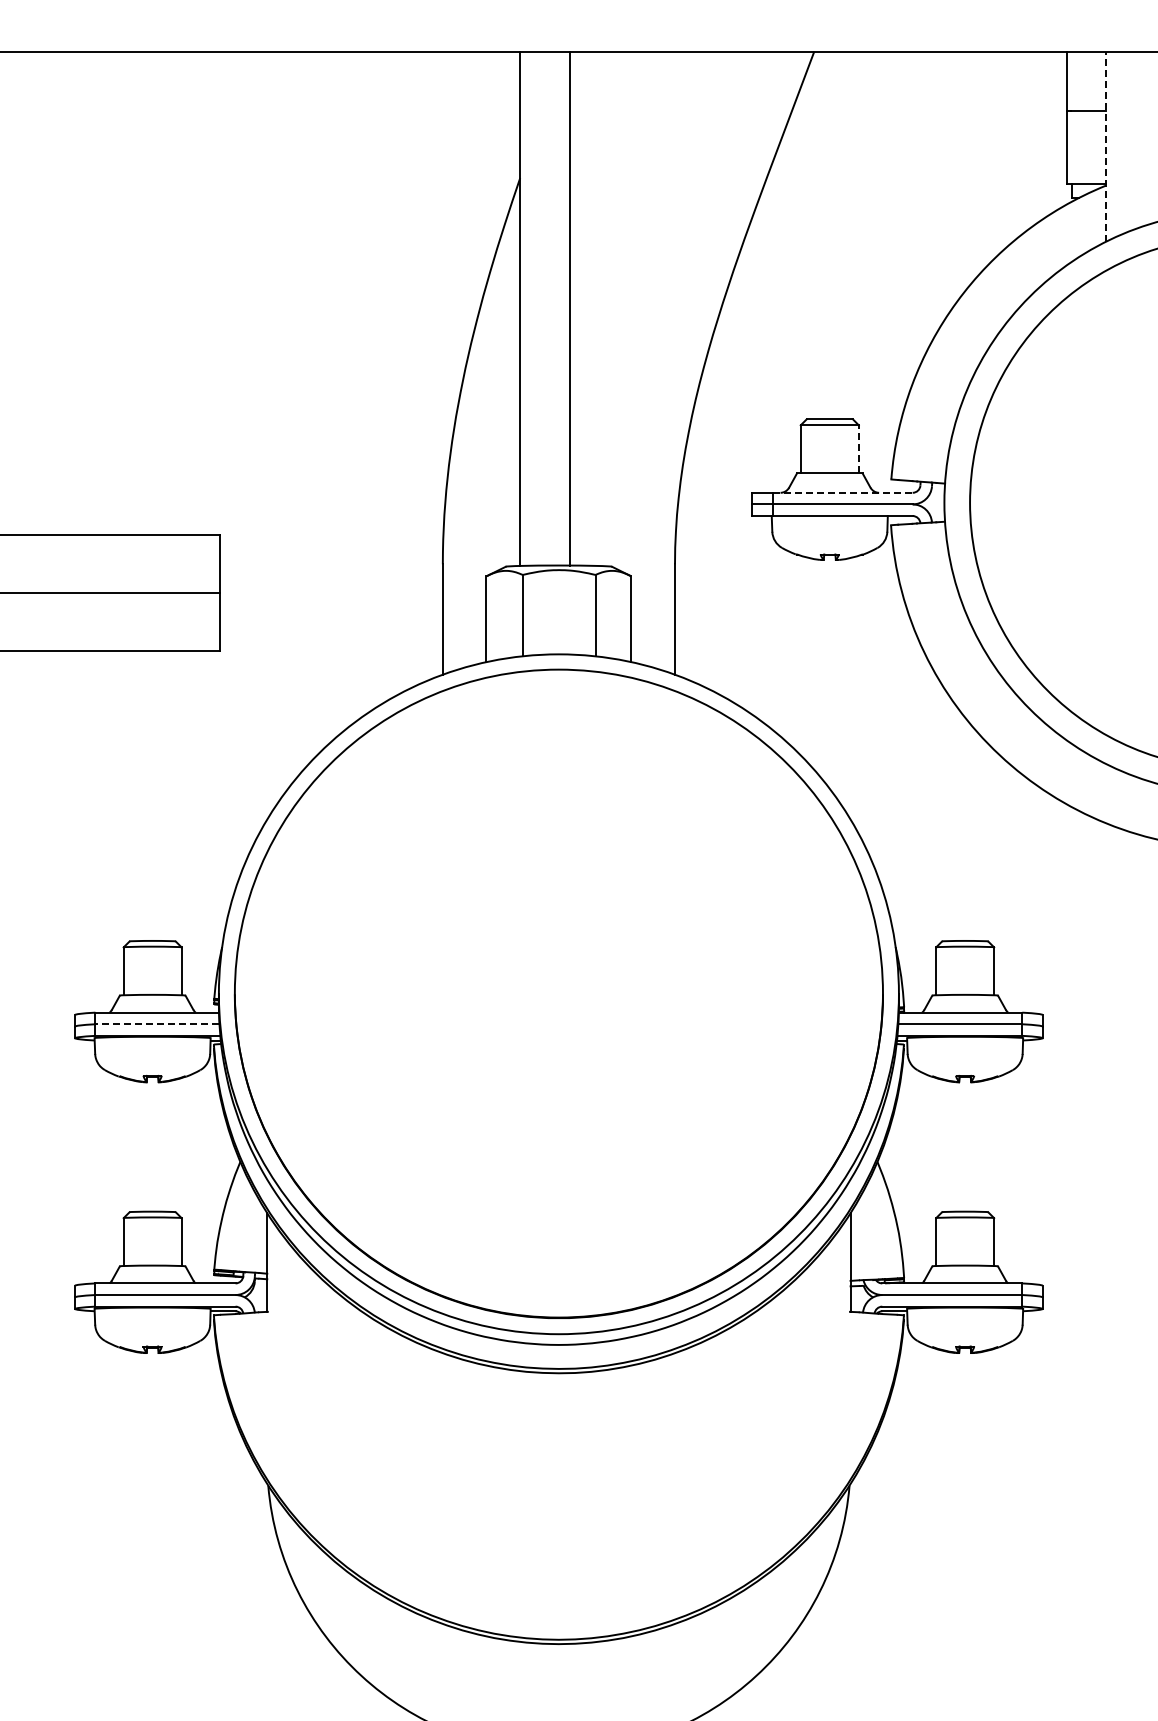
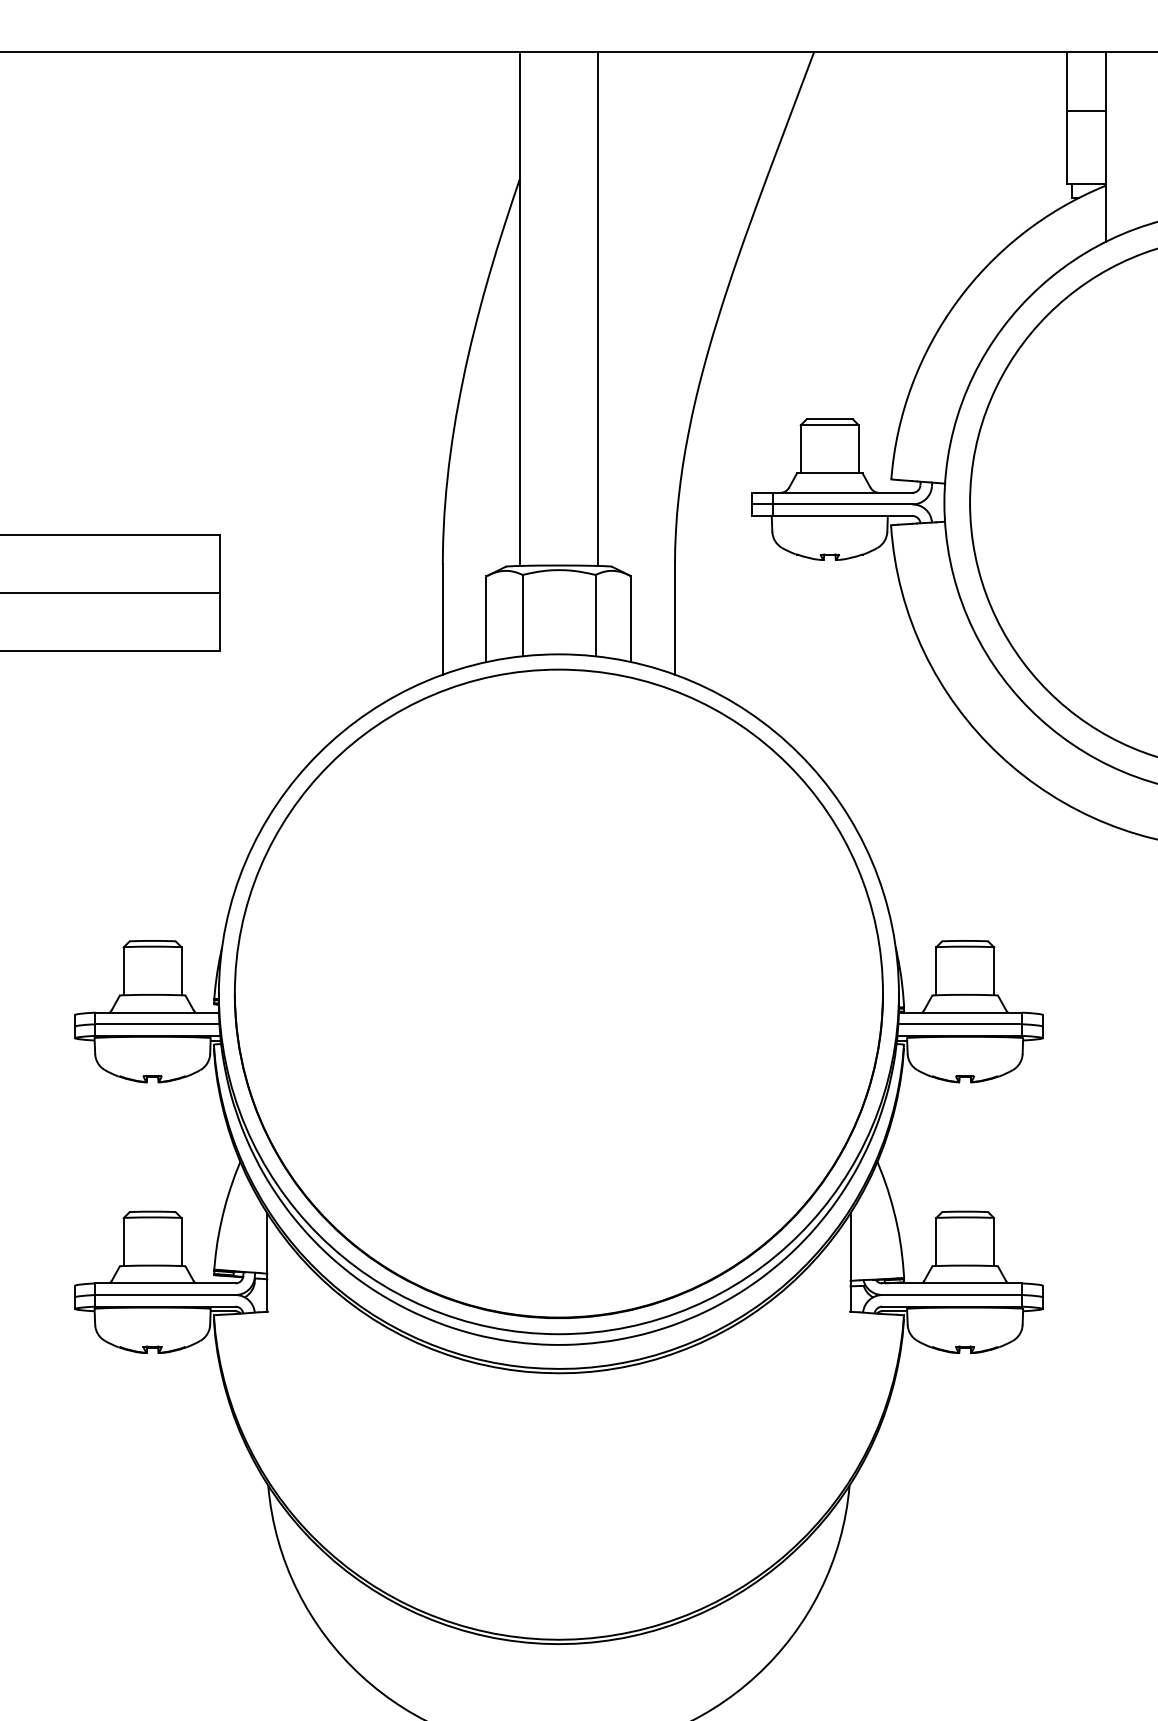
line: dashed -> solid (1105, 146)
line position: (569, 308) -> (597, 308) (597, 308)
line: dashed -> solid (858, 448)
line: dashed -> solid (843, 492)
line: dashed -> solid (156, 1024)
